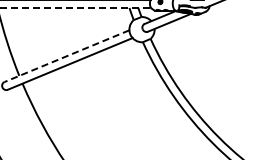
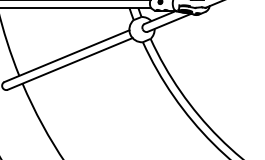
line: dashed -> solid (76, 8)
line: dashed -> solid (66, 56)
